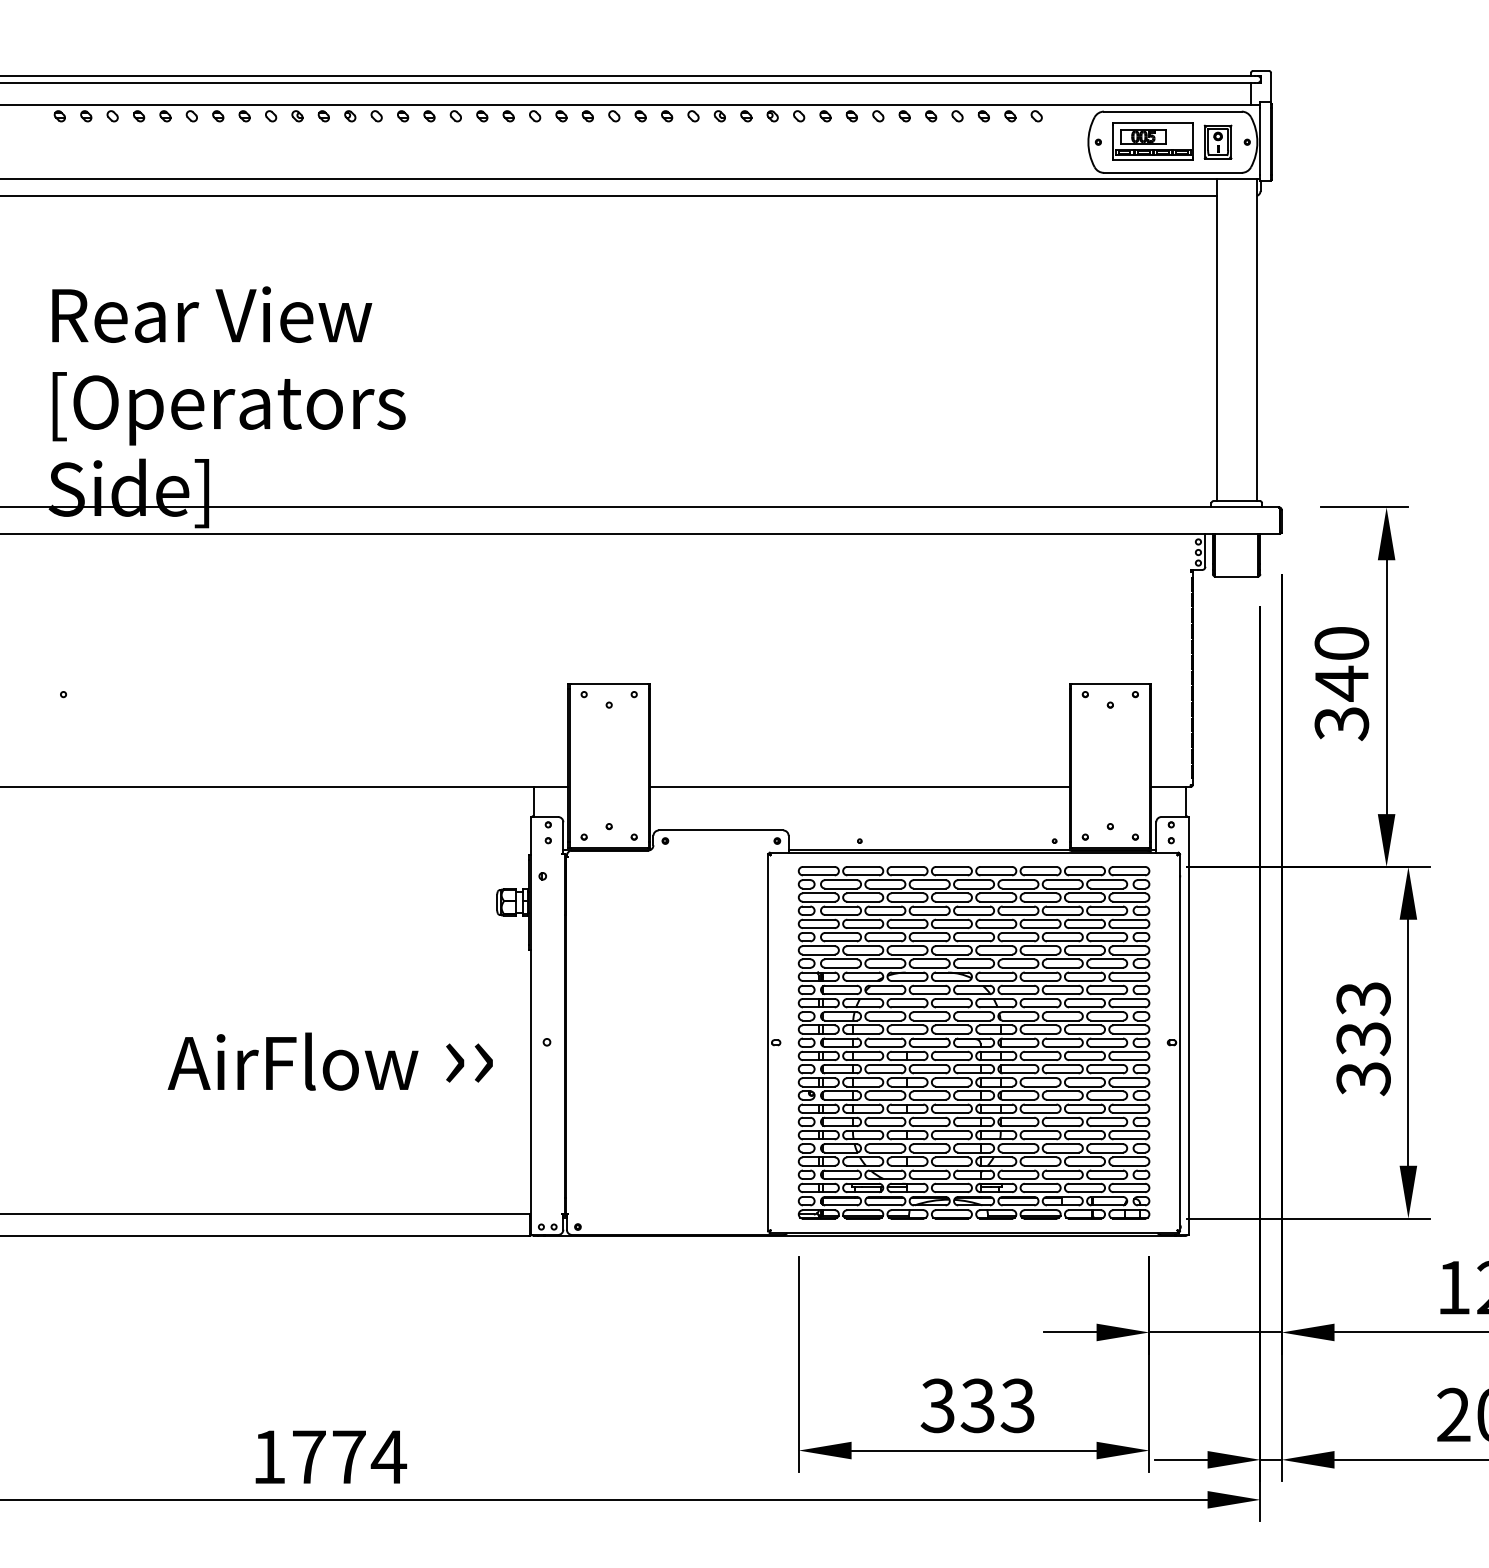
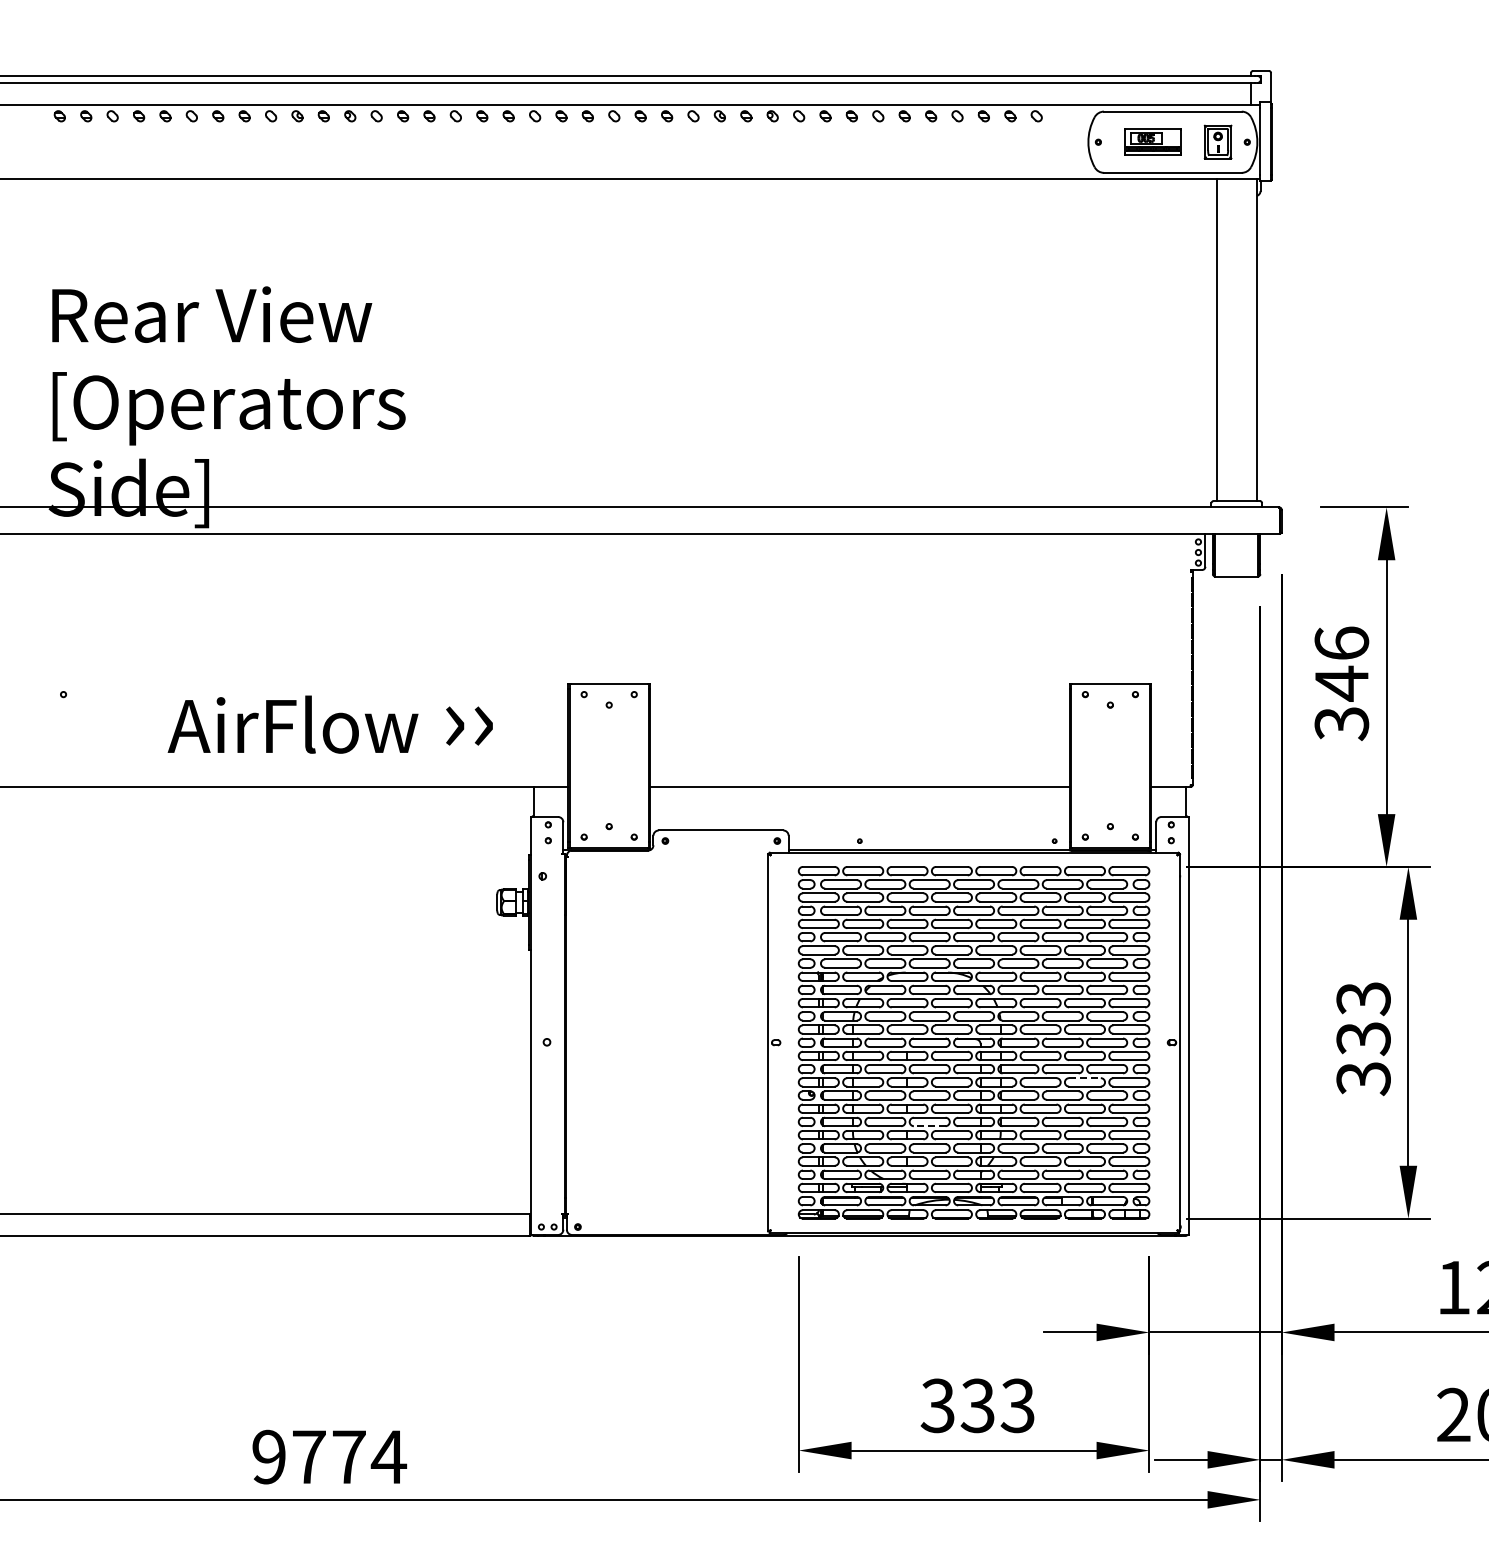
part size: 82x39 px -> 58x28 px (1152, 141)
line: present -> none (609, 196)
text: 340 -> 346 (1341, 642)
text position: (329, 1061) -> (329, 724) (329, 724)
line: solid -> dashed (1084, 1078)
line: solid -> dashed (929, 1126)
text: 1774 -> 9774 (268, 1456)
